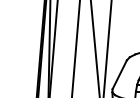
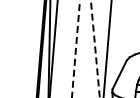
line: solid -> dashed (75, 48)
line: solid -> dashed (95, 48)
